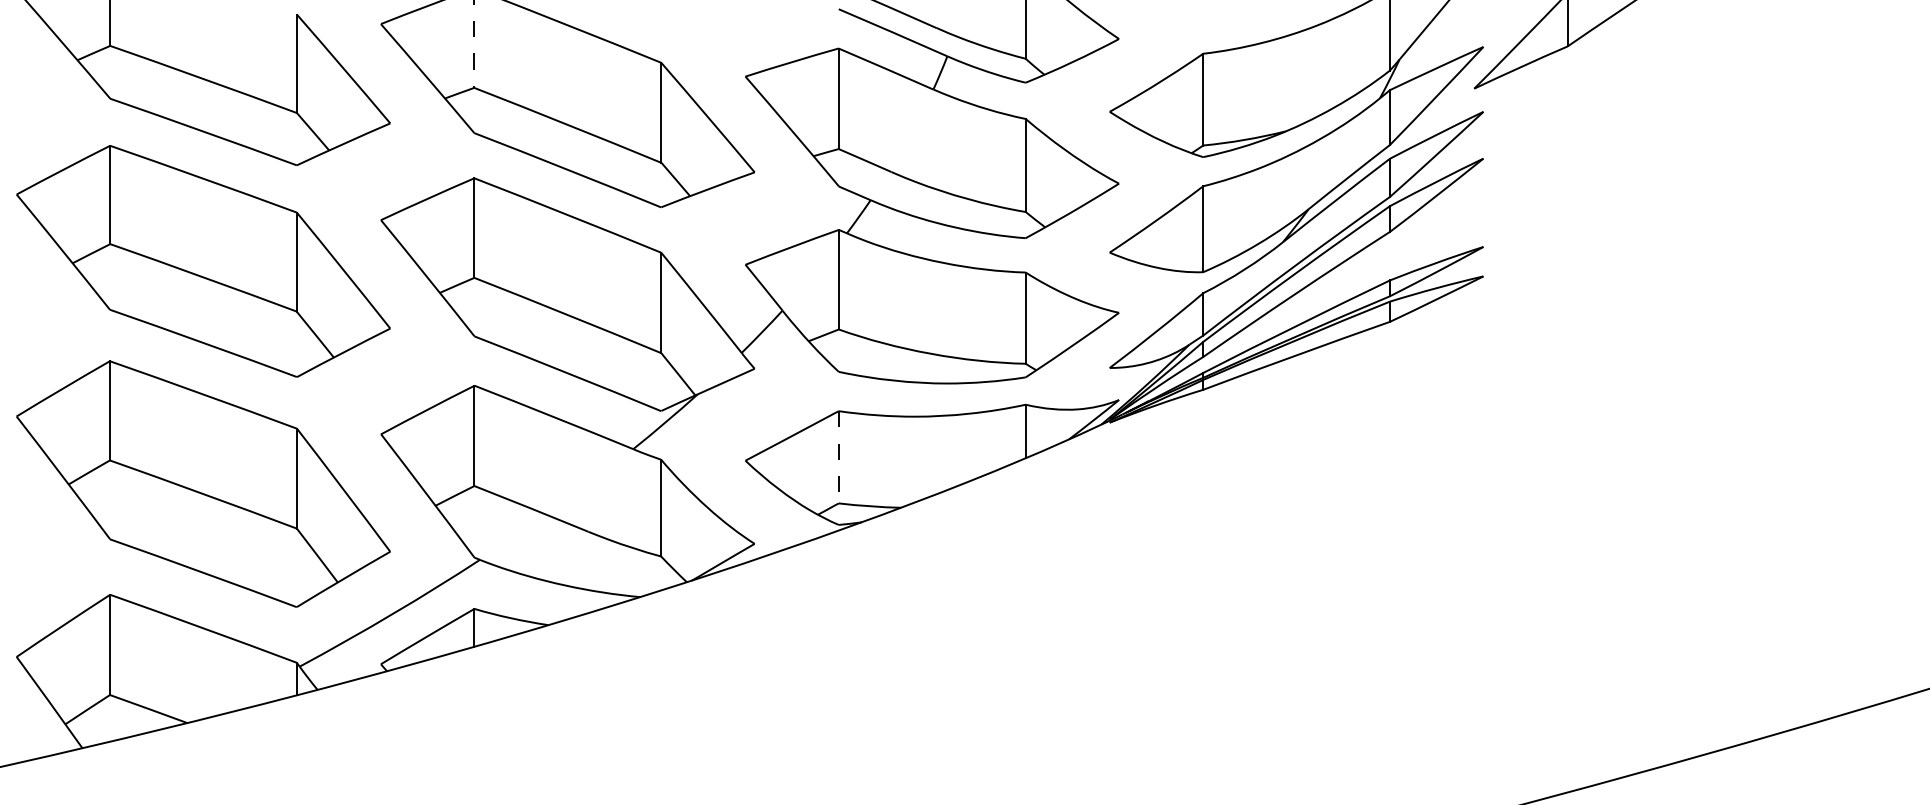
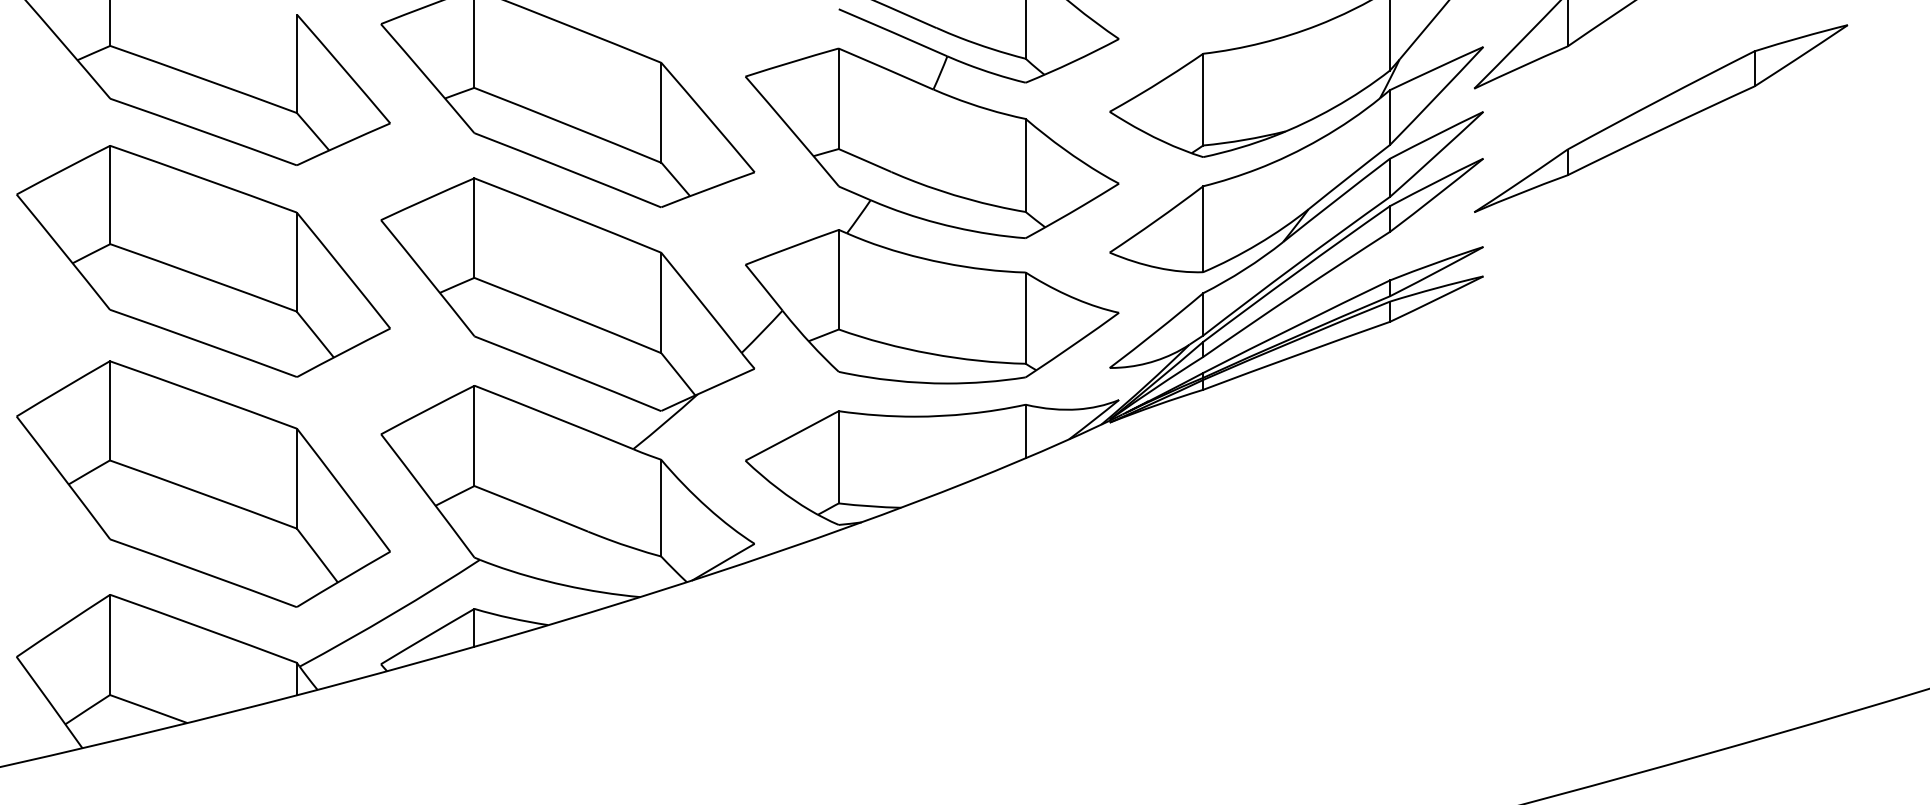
line: dashed -> solid (474, 44)
part: none -> present (1661, 118)
line: dashed -> solid (838, 457)
